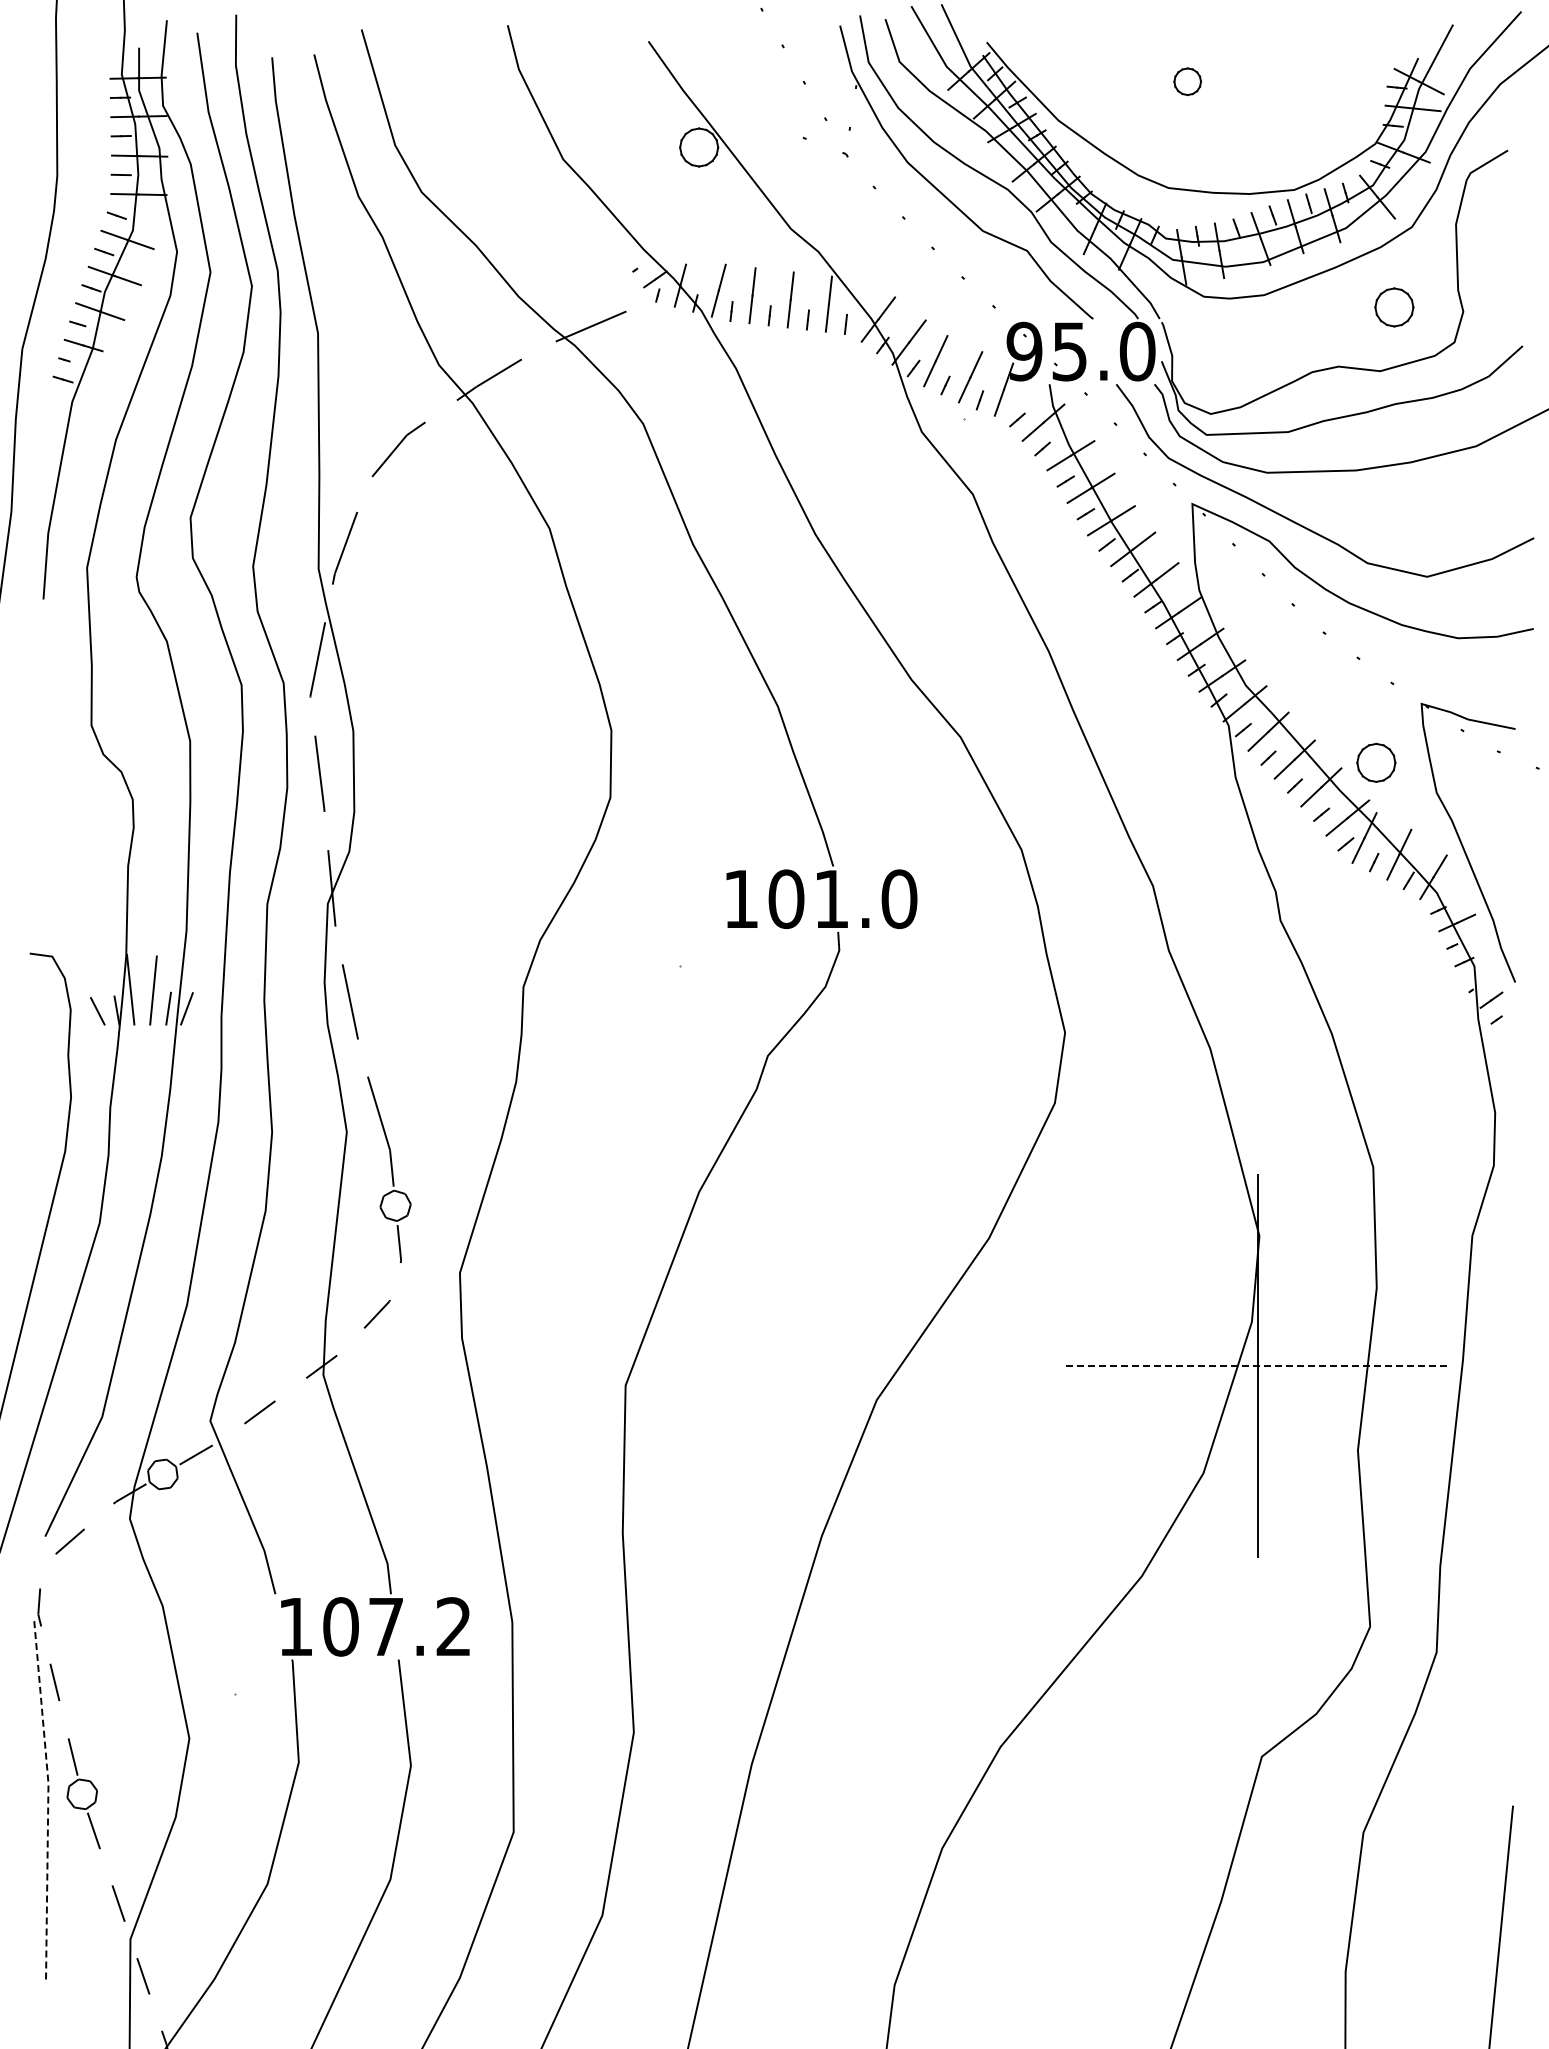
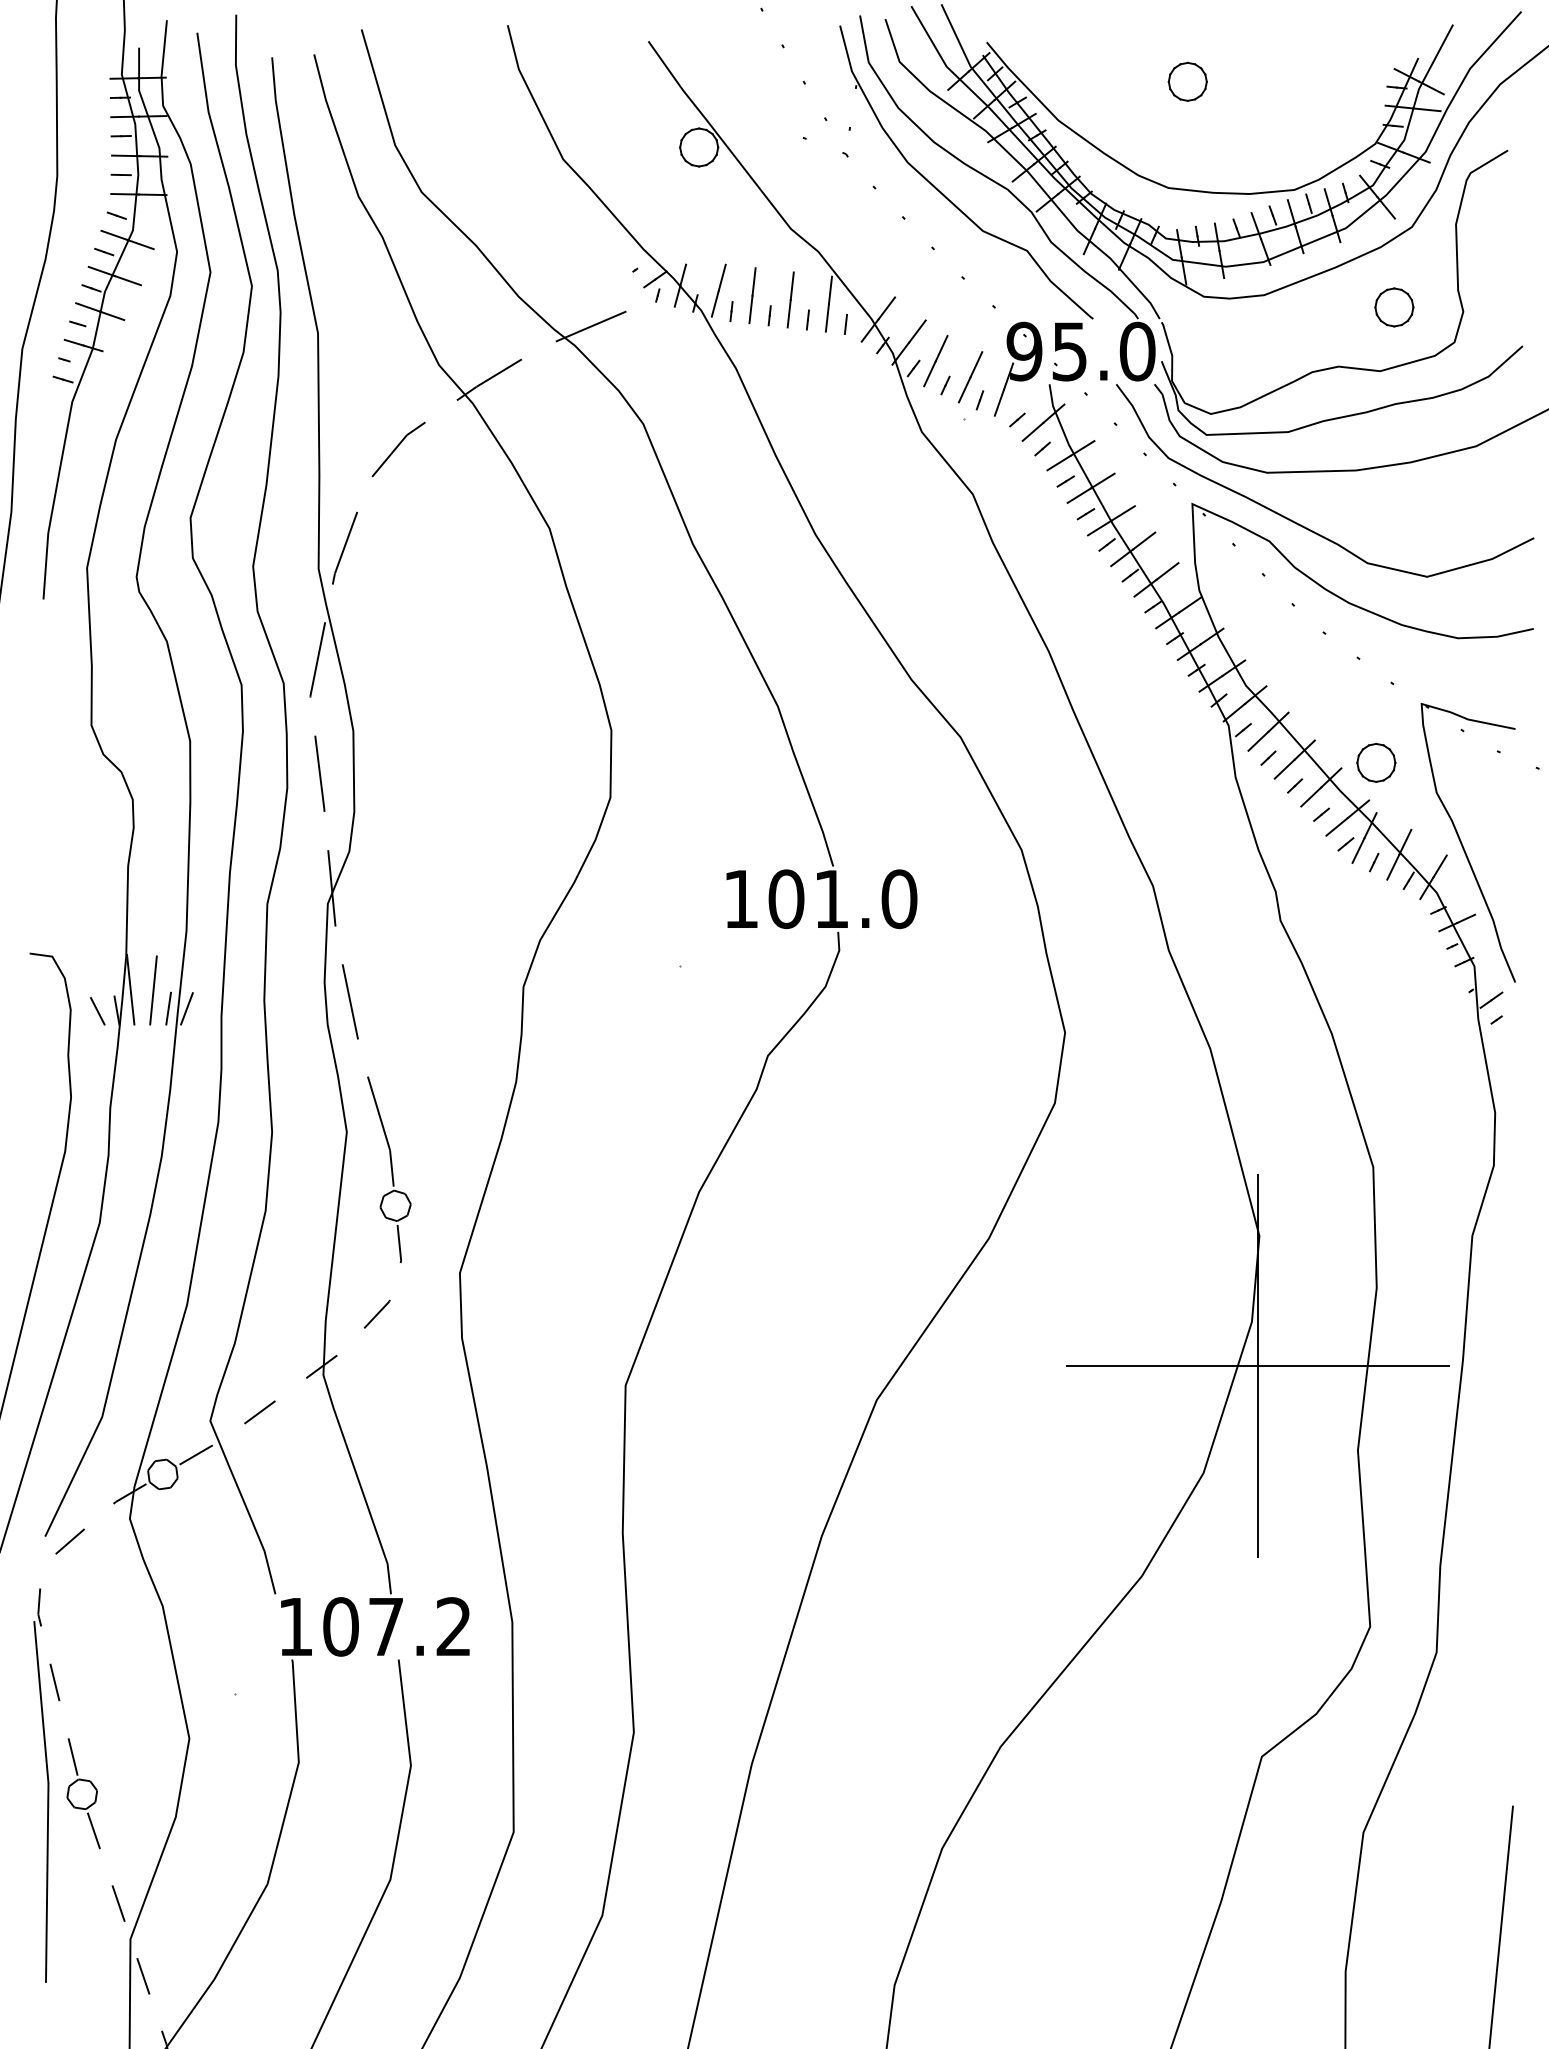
part size: 29x29 px -> 41x41 px (1187, 81)
line: dashed -> solid (1258, 1365)
line: dashed -> solid (48, 1801)
